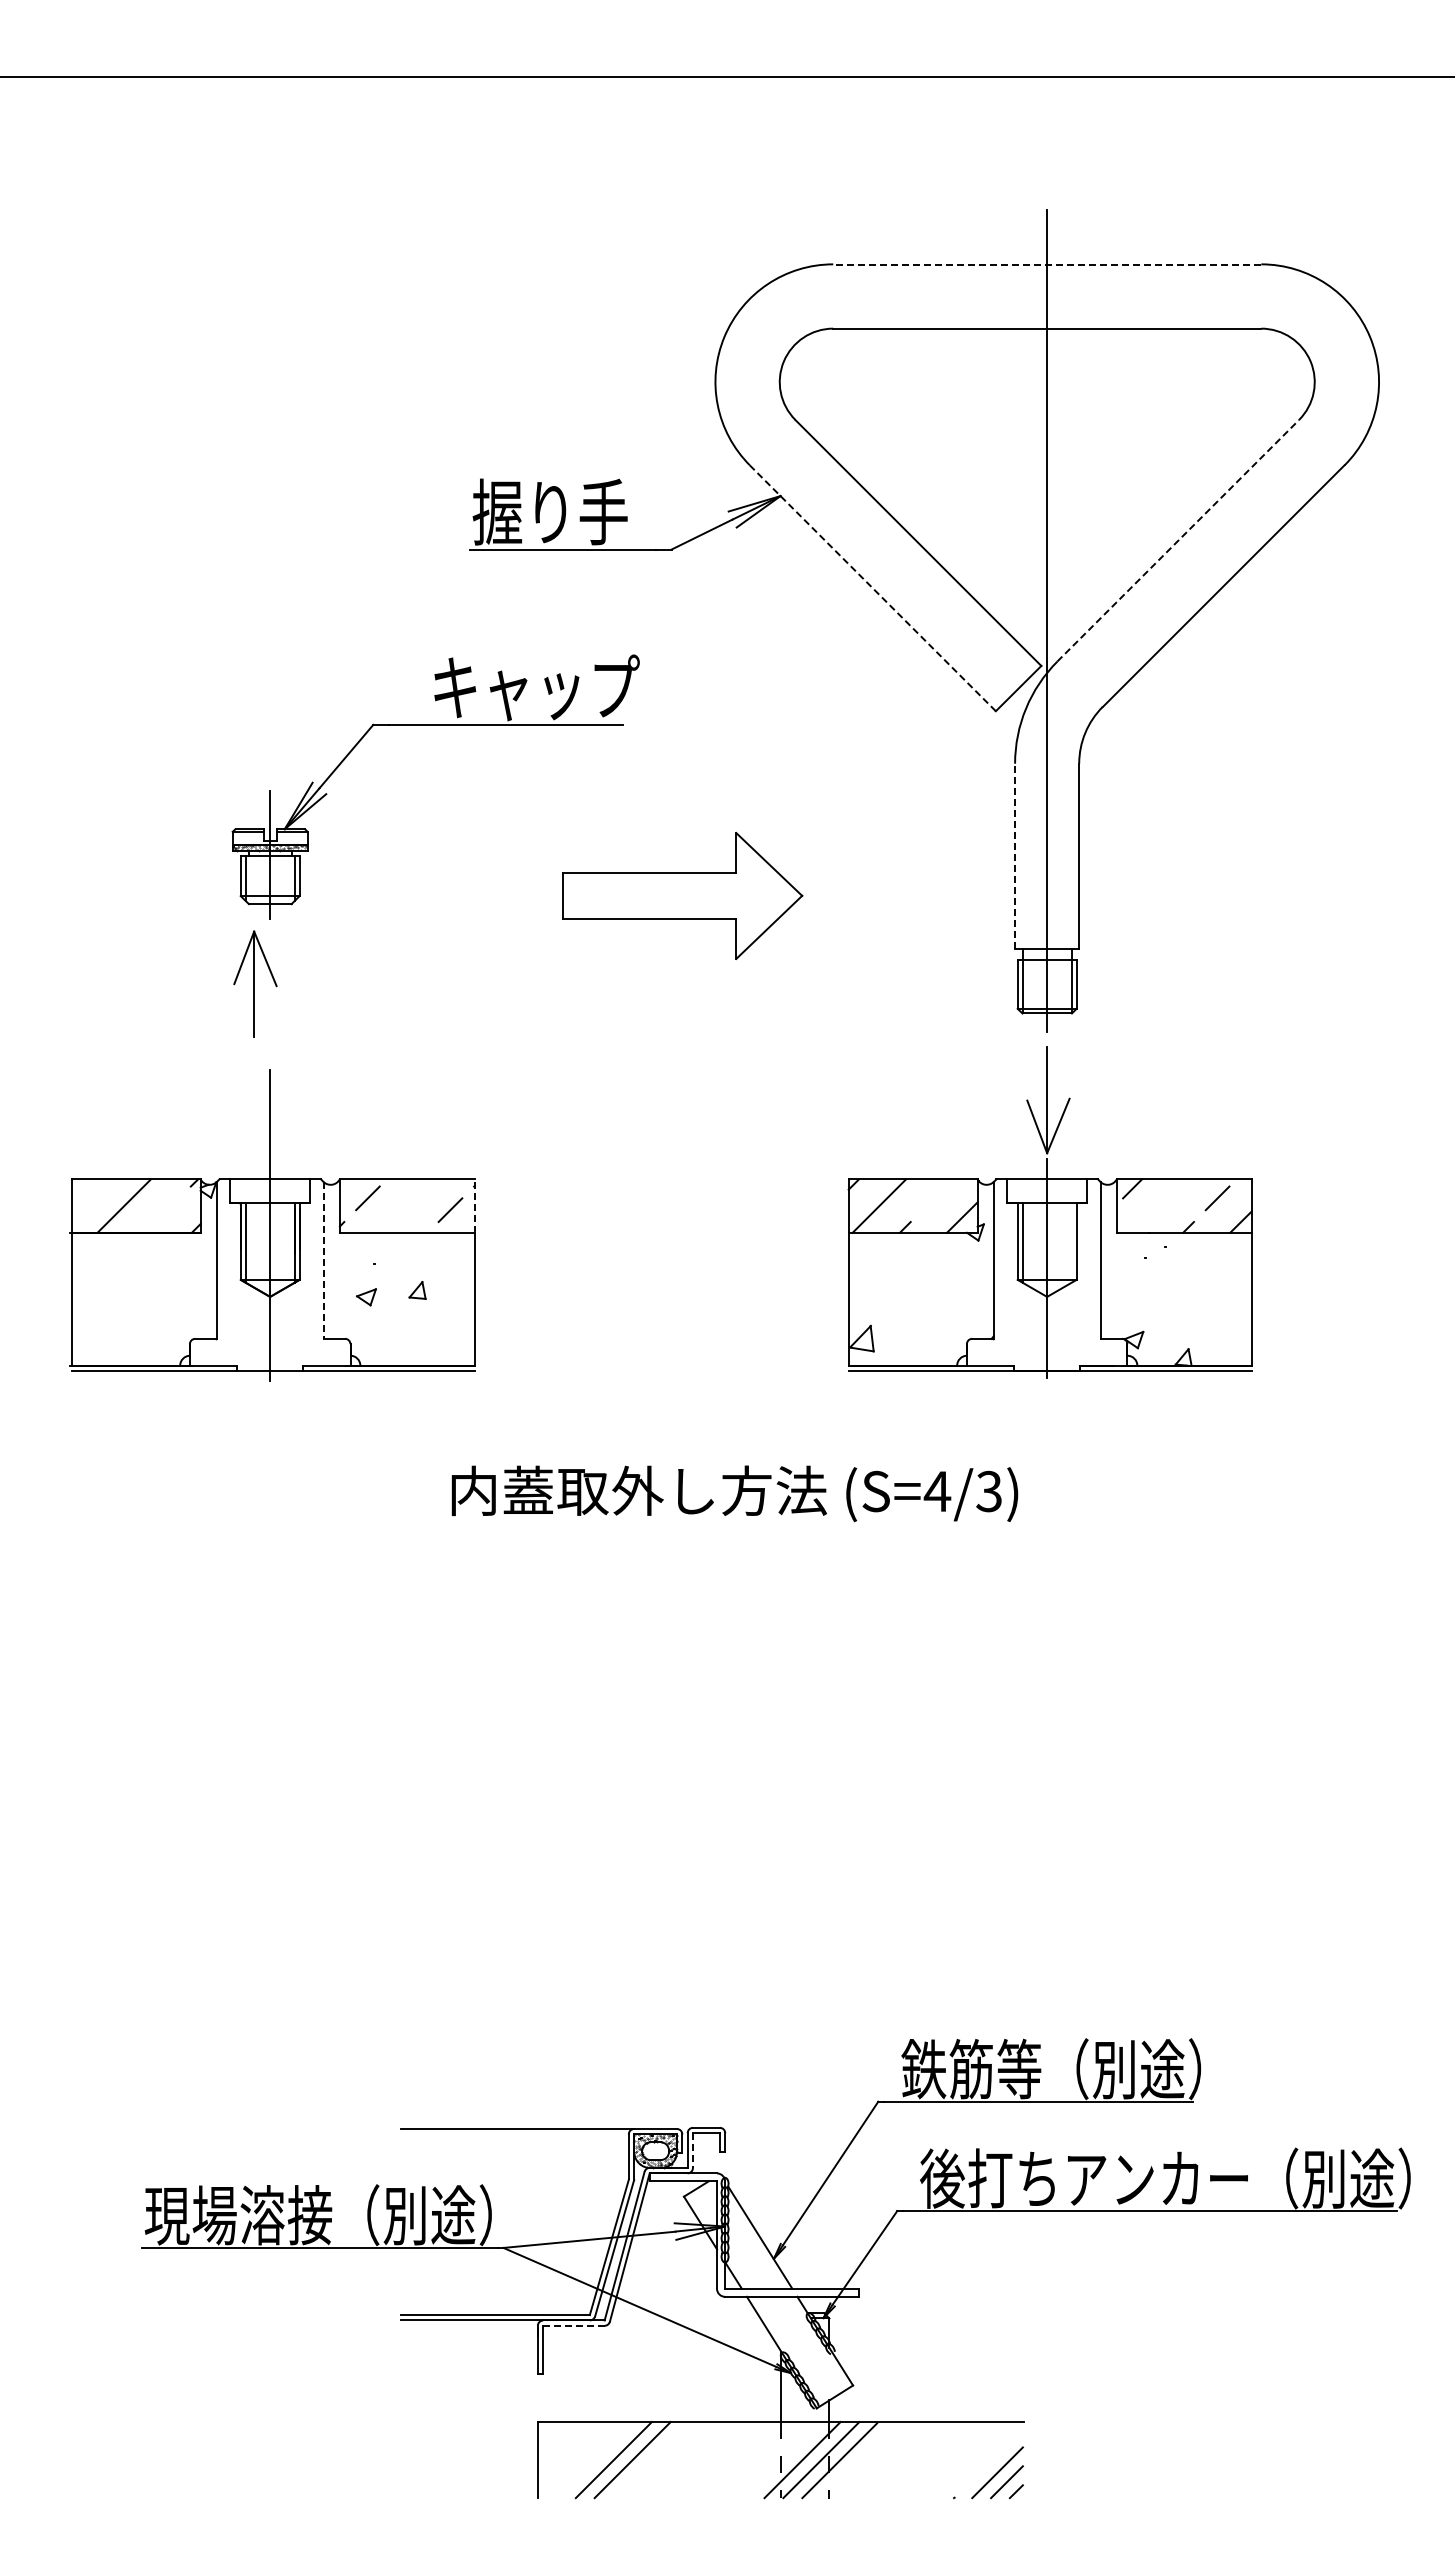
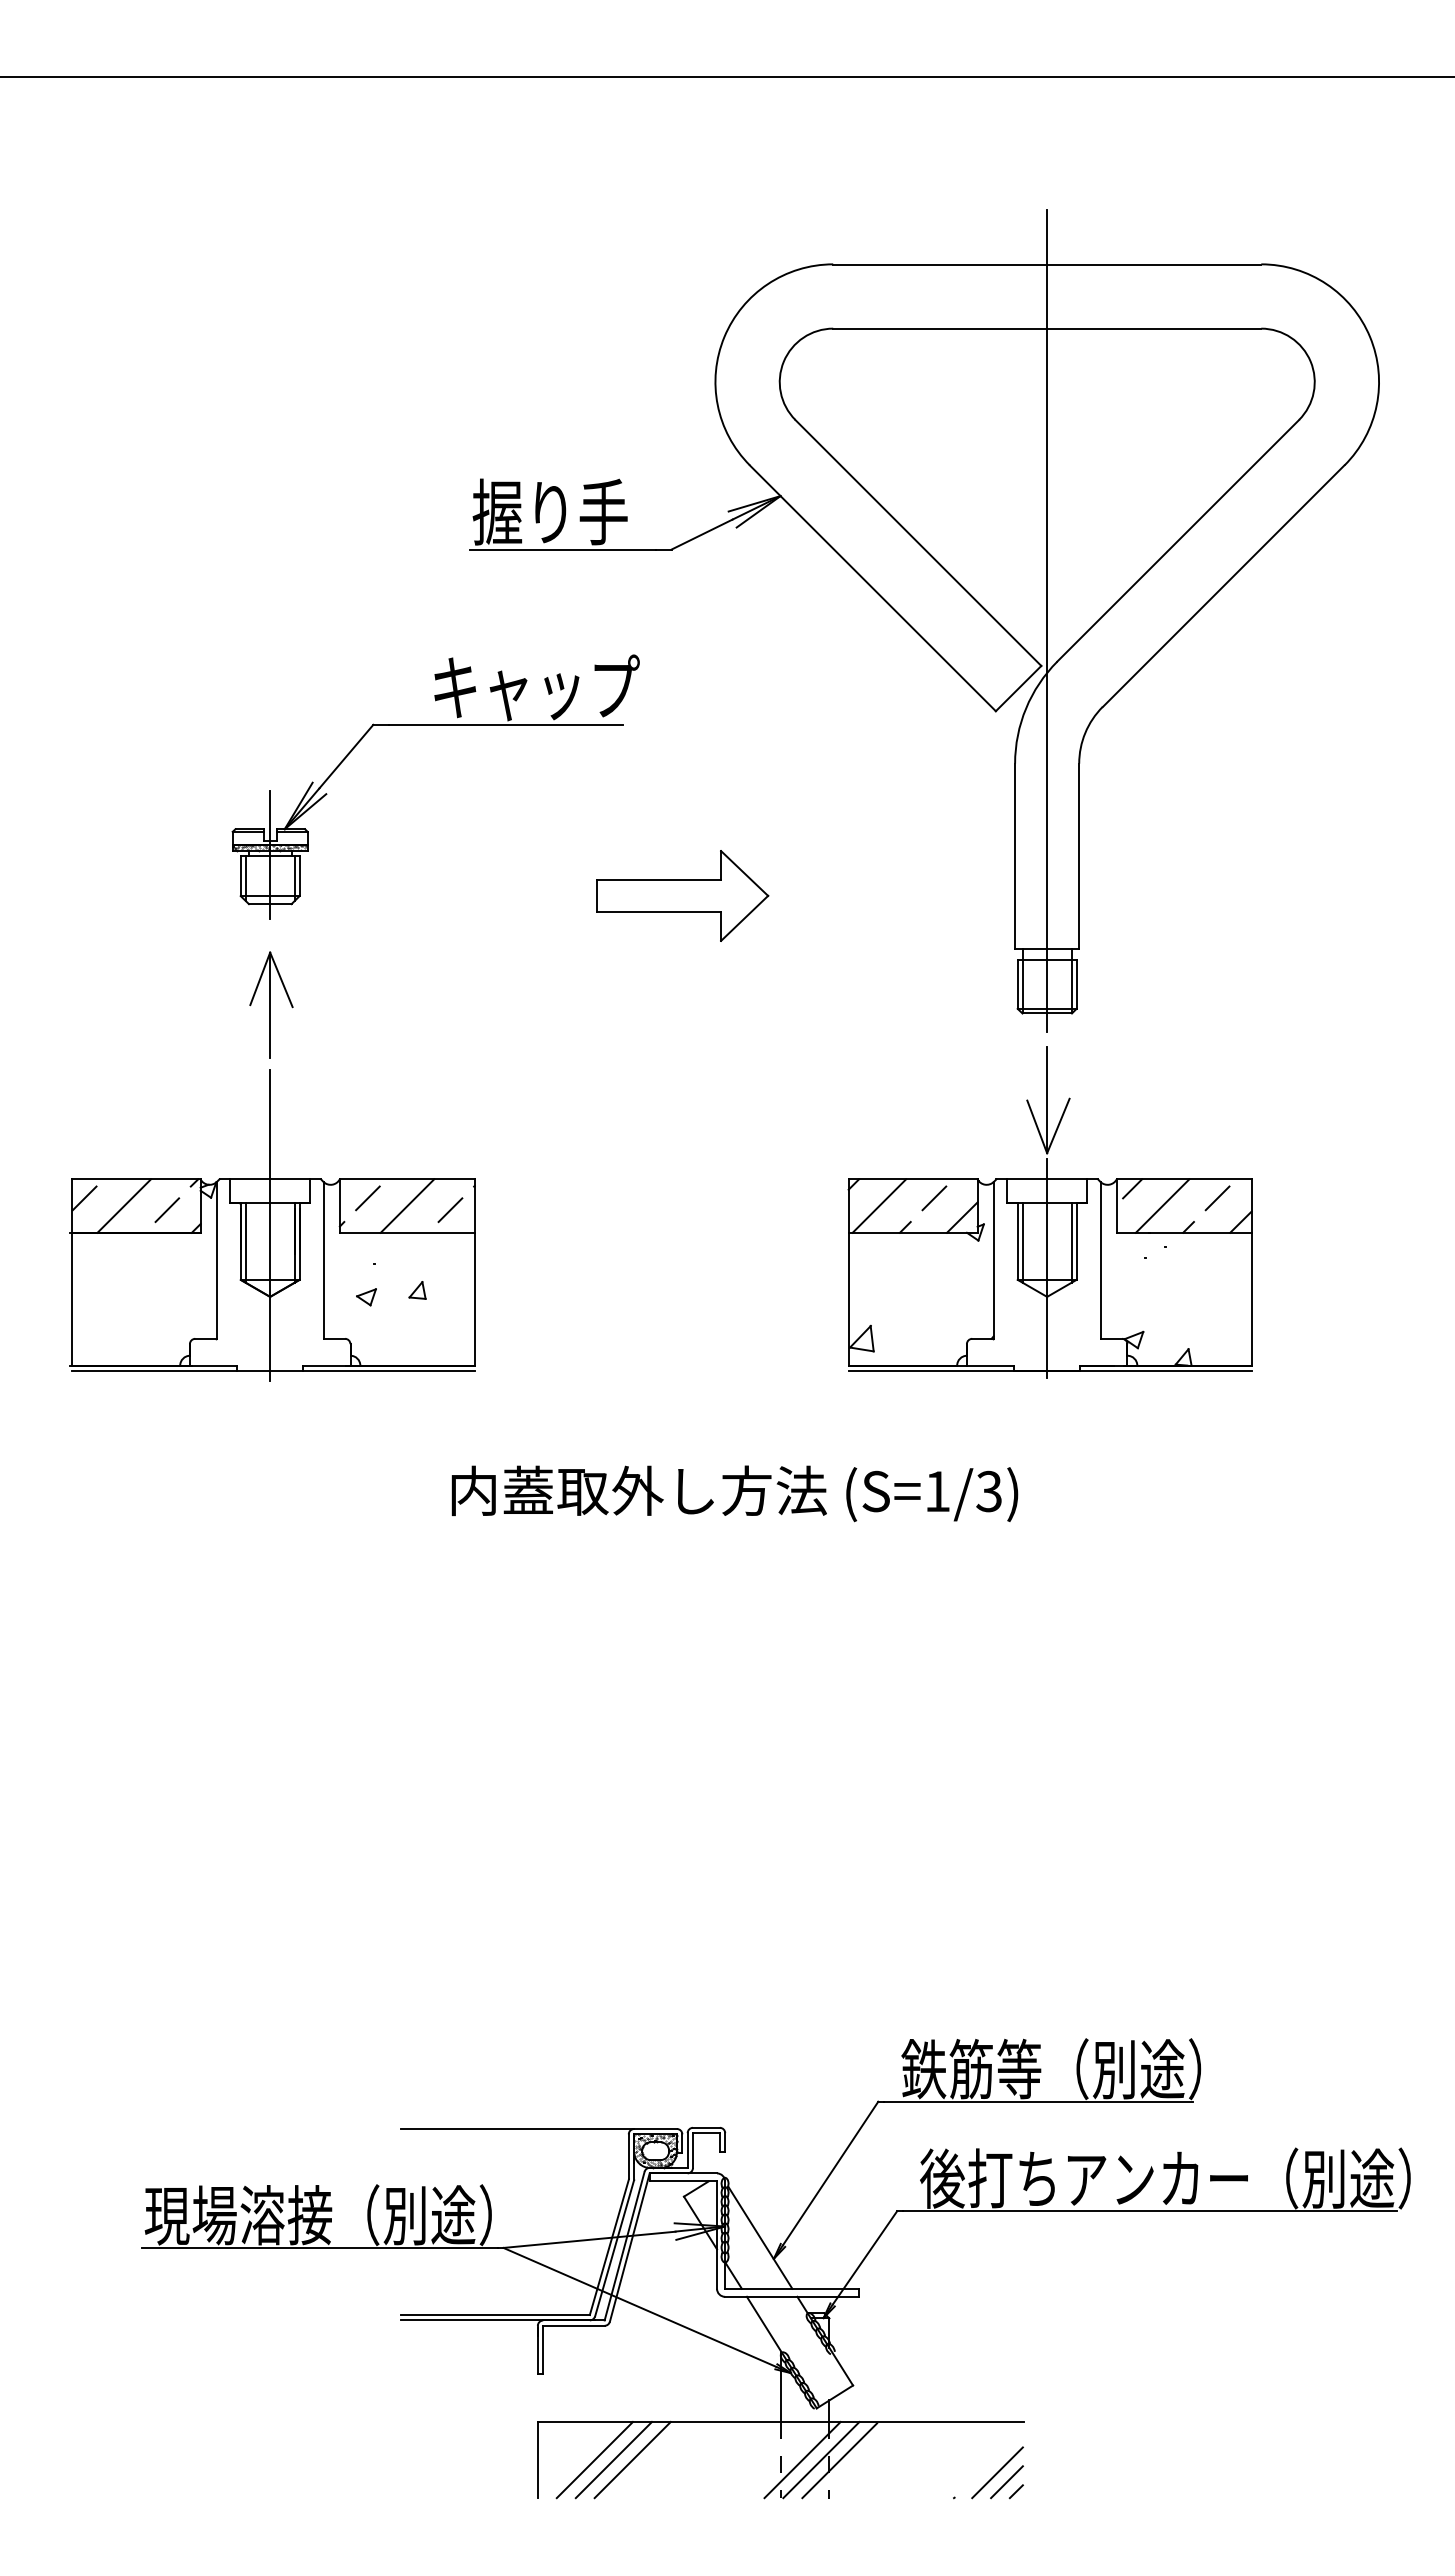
line: dashed -> solid (1046, 264)
line: dashed -> solid (1178, 540)
line: dashed -> solid (872, 588)
line: dashed -> solid (1015, 856)
part size: 242x128 px -> 174x92 px (682, 895)
part position: (255, 983) -> (271, 1004) (271, 1004)
line: none -> present (84, 1198)
line: none -> present (934, 1198)
line: none -> present (407, 1205)
line: none -> present (1162, 1205)
line: dashed -> solid (474, 1206)
line: none -> present (167, 1210)
line: none -> present (1071, 1242)
line: dashed -> solid (323, 1260)
text: (S=4/3) -> (S=1/3) (937, 1491)
line: dashed -> solid (693, 2151)
line: dashed -> solid (573, 2325)
line: none -> present (594, 2460)
